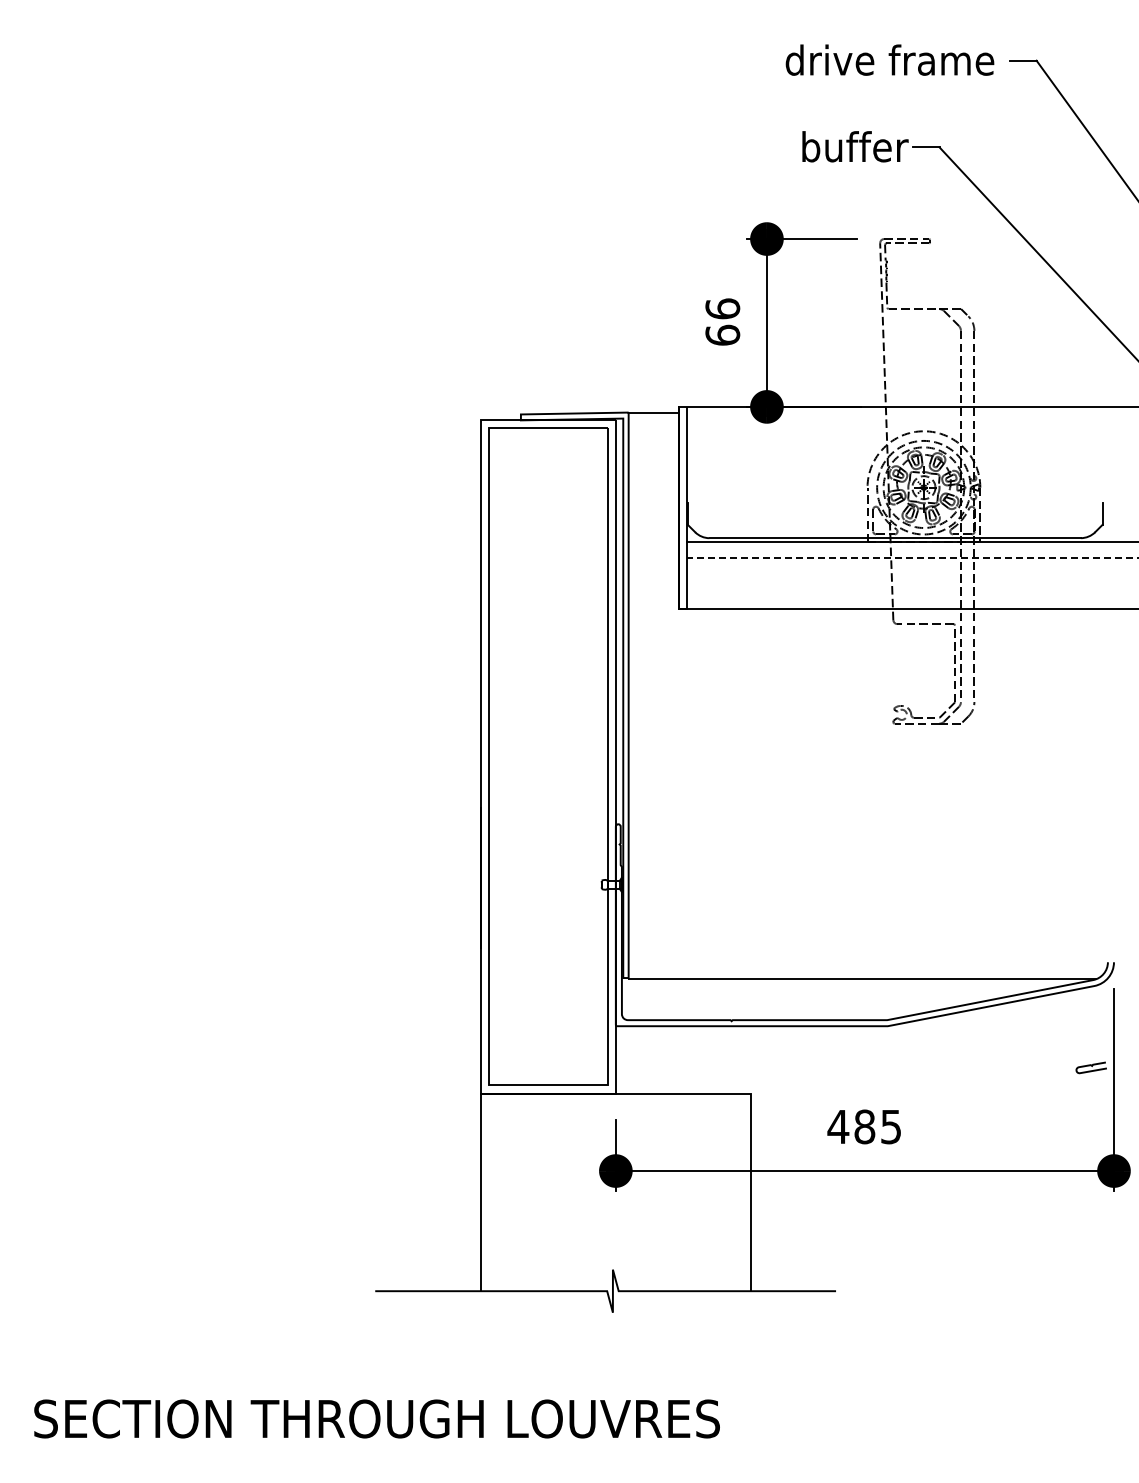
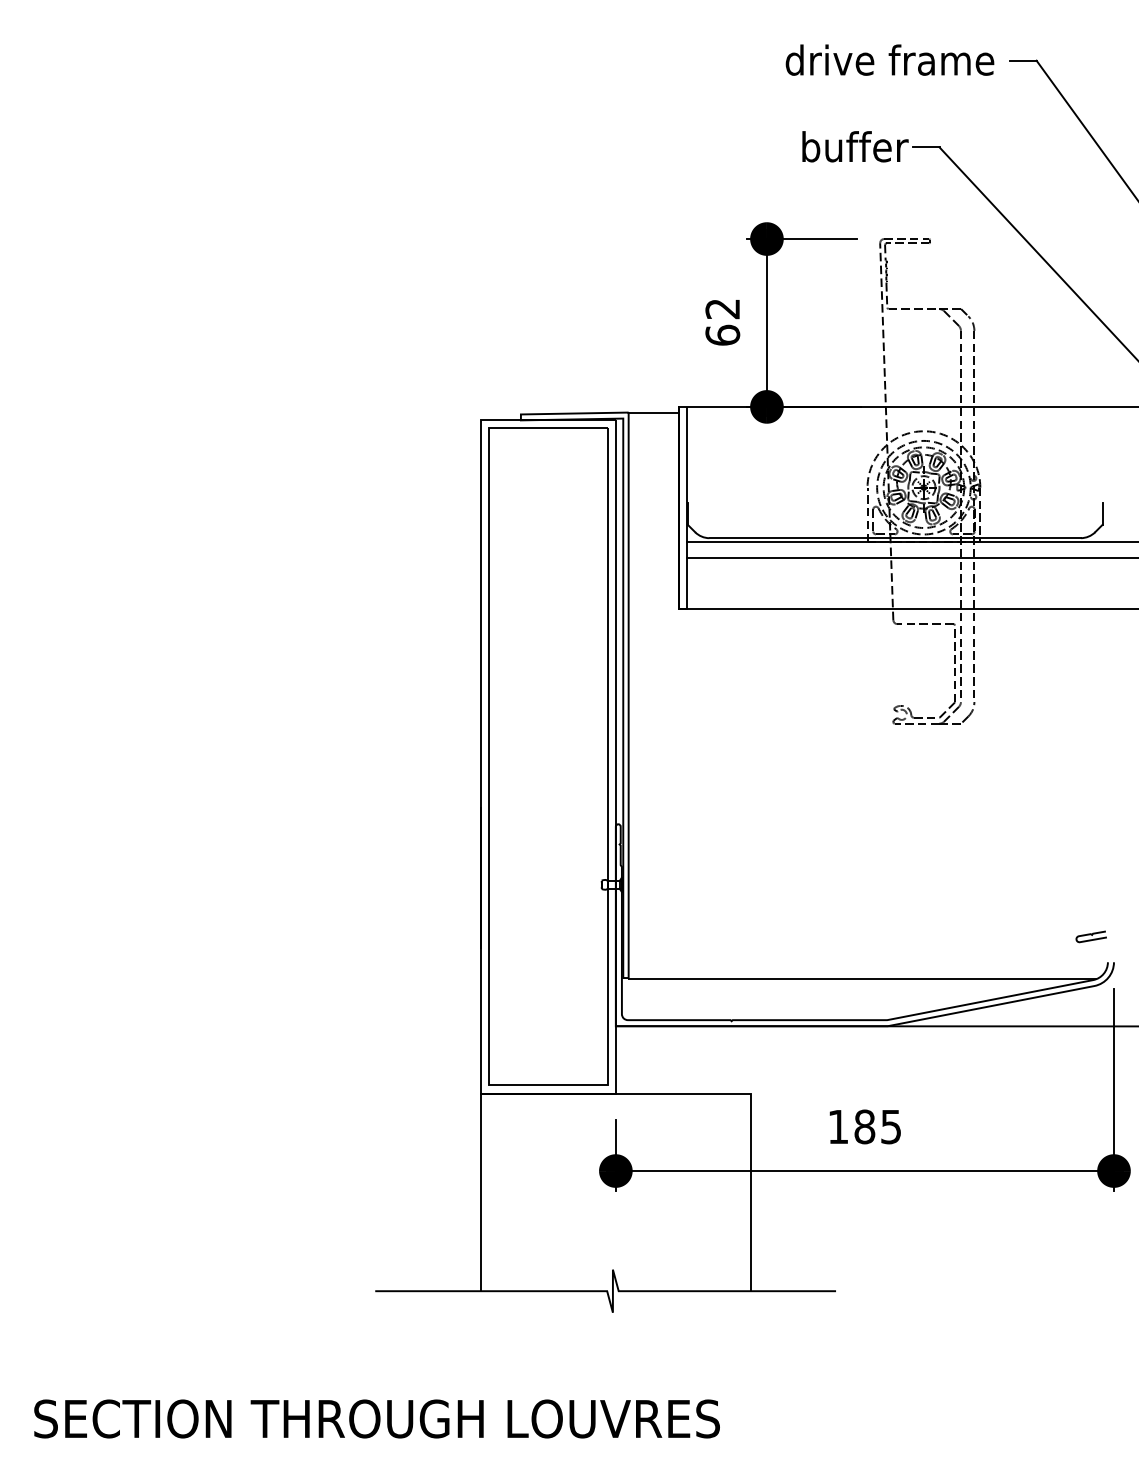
text: 66 -> 62 (722, 308)
line: dashed -> solid (912, 558)
line: none -> present (875, 1026)
curve position: (1090, 1066) -> (1090, 935) (1090, 935)
text: 485 -> 185 (838, 1126)
